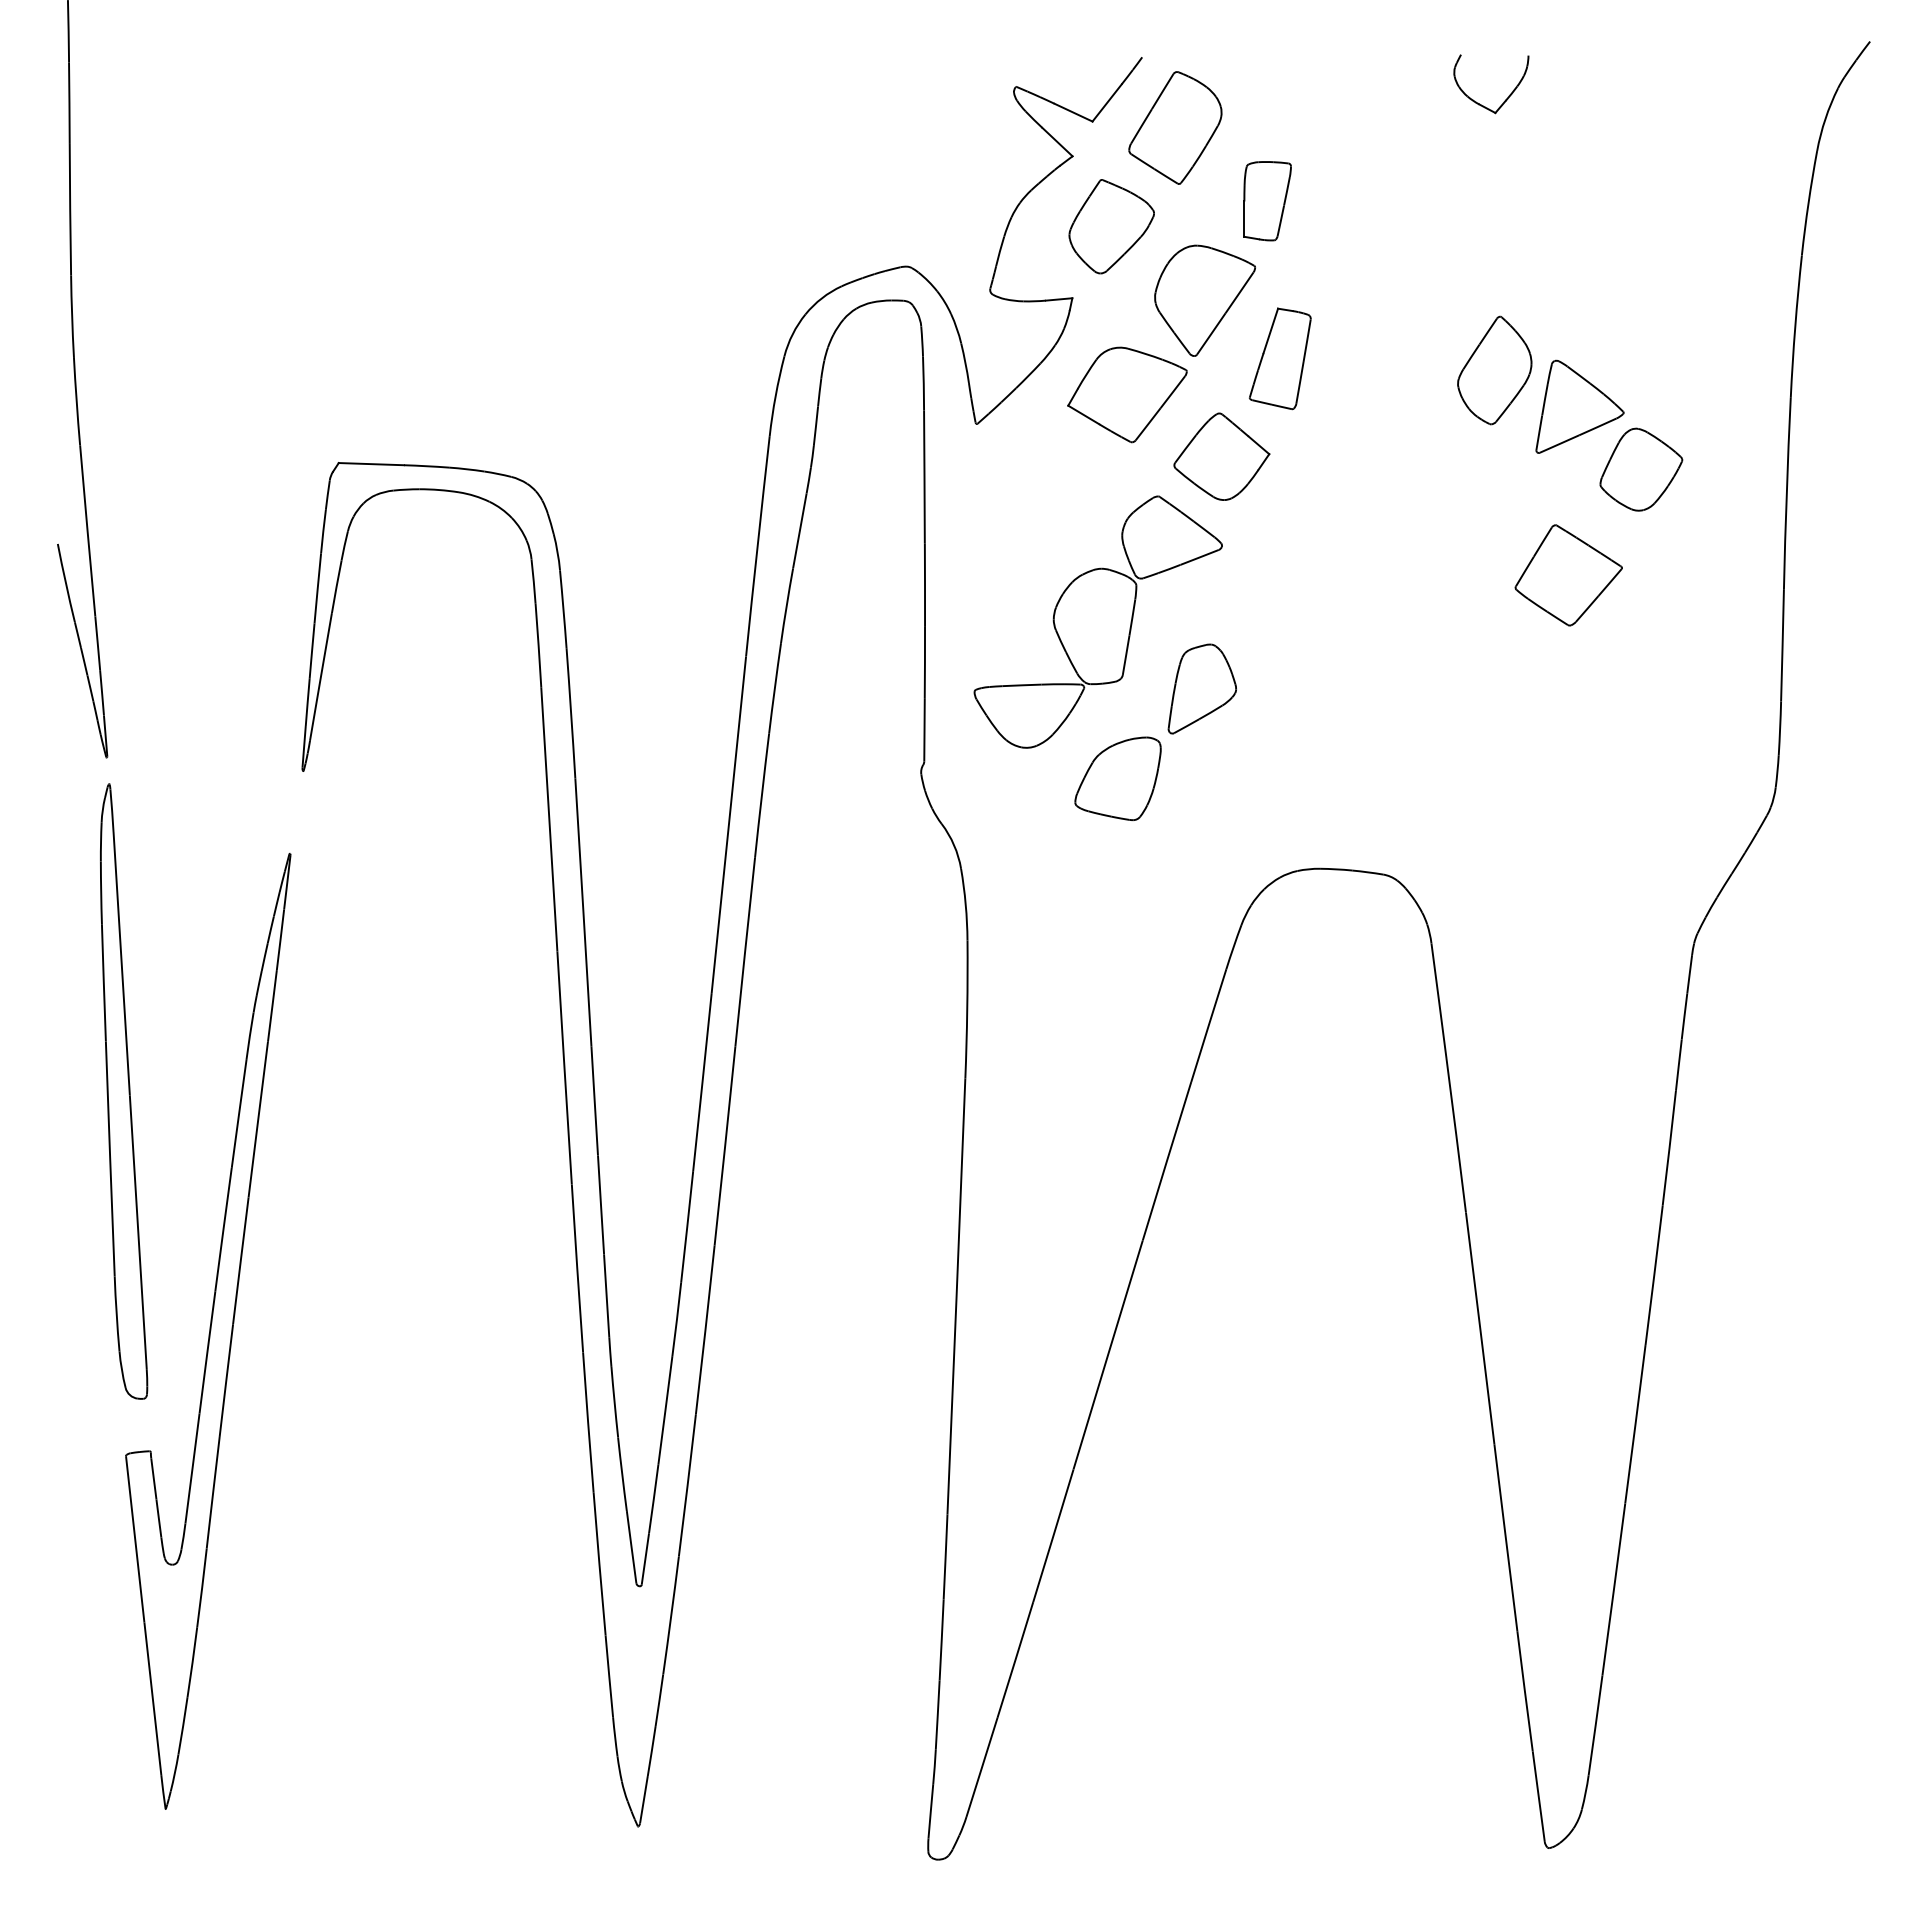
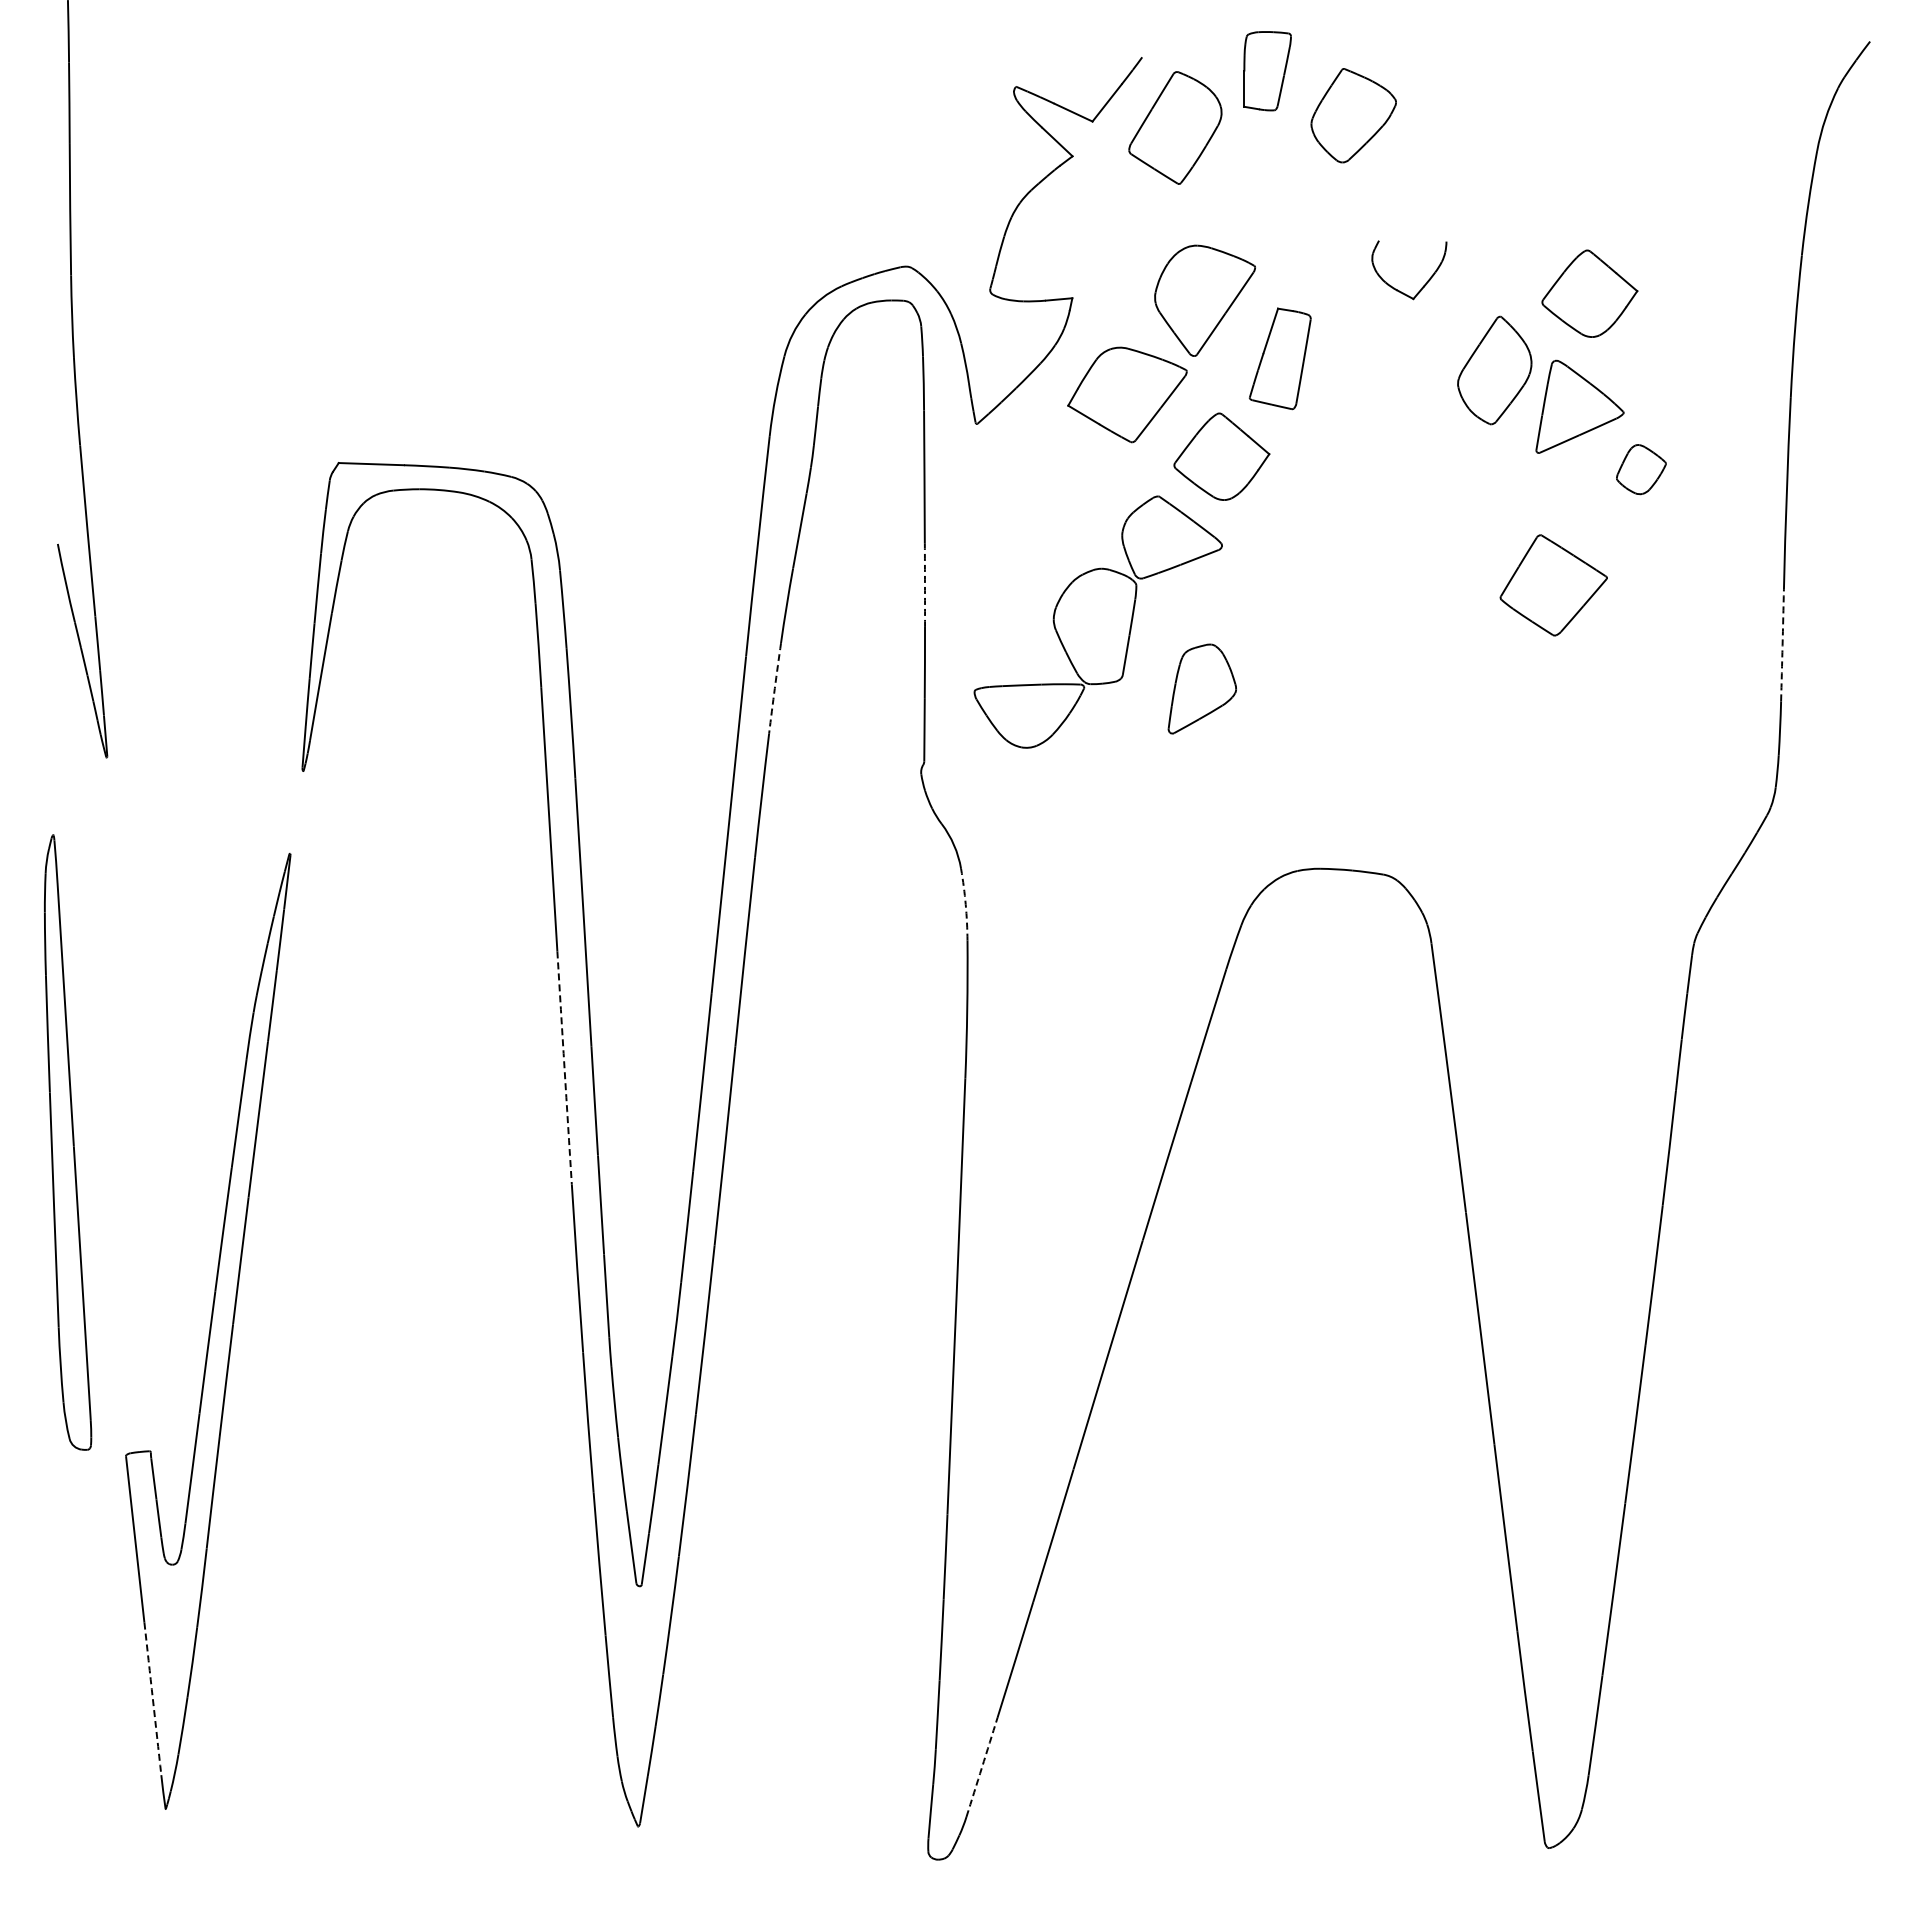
part position: (1508, 95) -> (1426, 281) (1426, 281)
part position: (1267, 201) -> (1267, 71) (1267, 71)
part position: (1111, 226) -> (1353, 115) (1353, 115)
part: none -> present (1589, 293)
part size: 85x85 px -> 51x52 px (1641, 469)
part position: (1568, 575) -> (1553, 585) (1553, 585)
arc: solid -> dashed (924, 585)
arc: solid -> dashed (1782, 645)
arc: solid -> dashed (774, 688)
part: present -> none (1117, 778)
arc: solid -> dashed (965, 904)
arc: solid -> dashed (564, 1068)
part position: (124, 1091) -> (68, 1142) (68, 1142)
arc: solid -> dashed (152, 1698)
arc: solid -> dashed (982, 1767)
